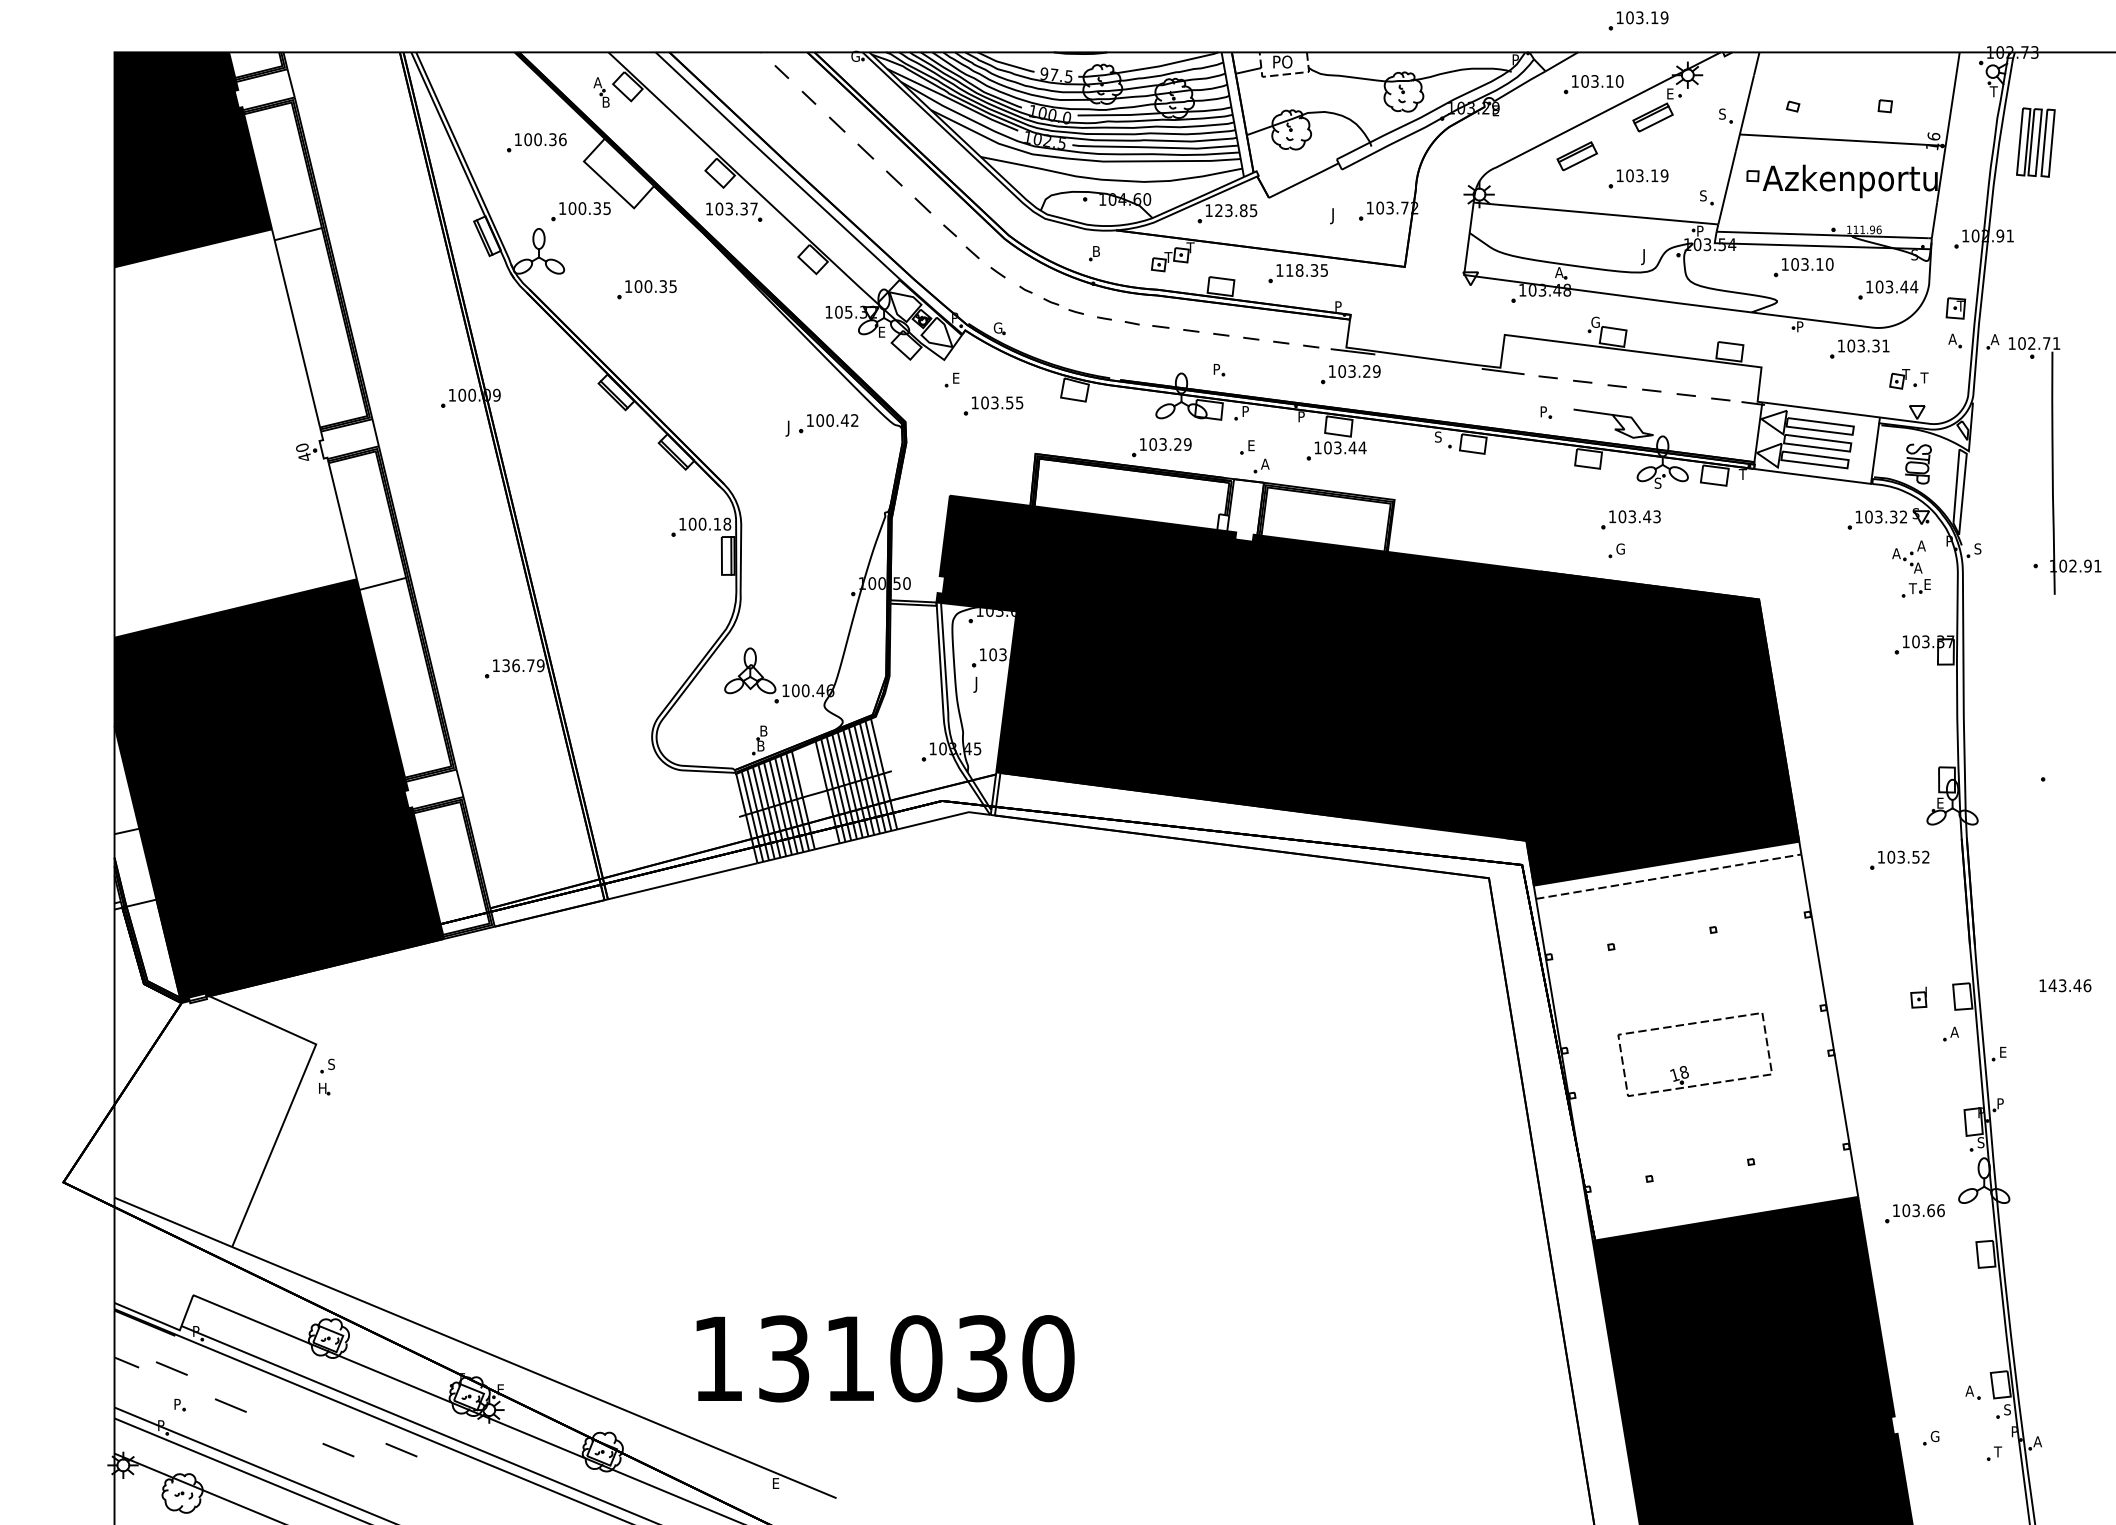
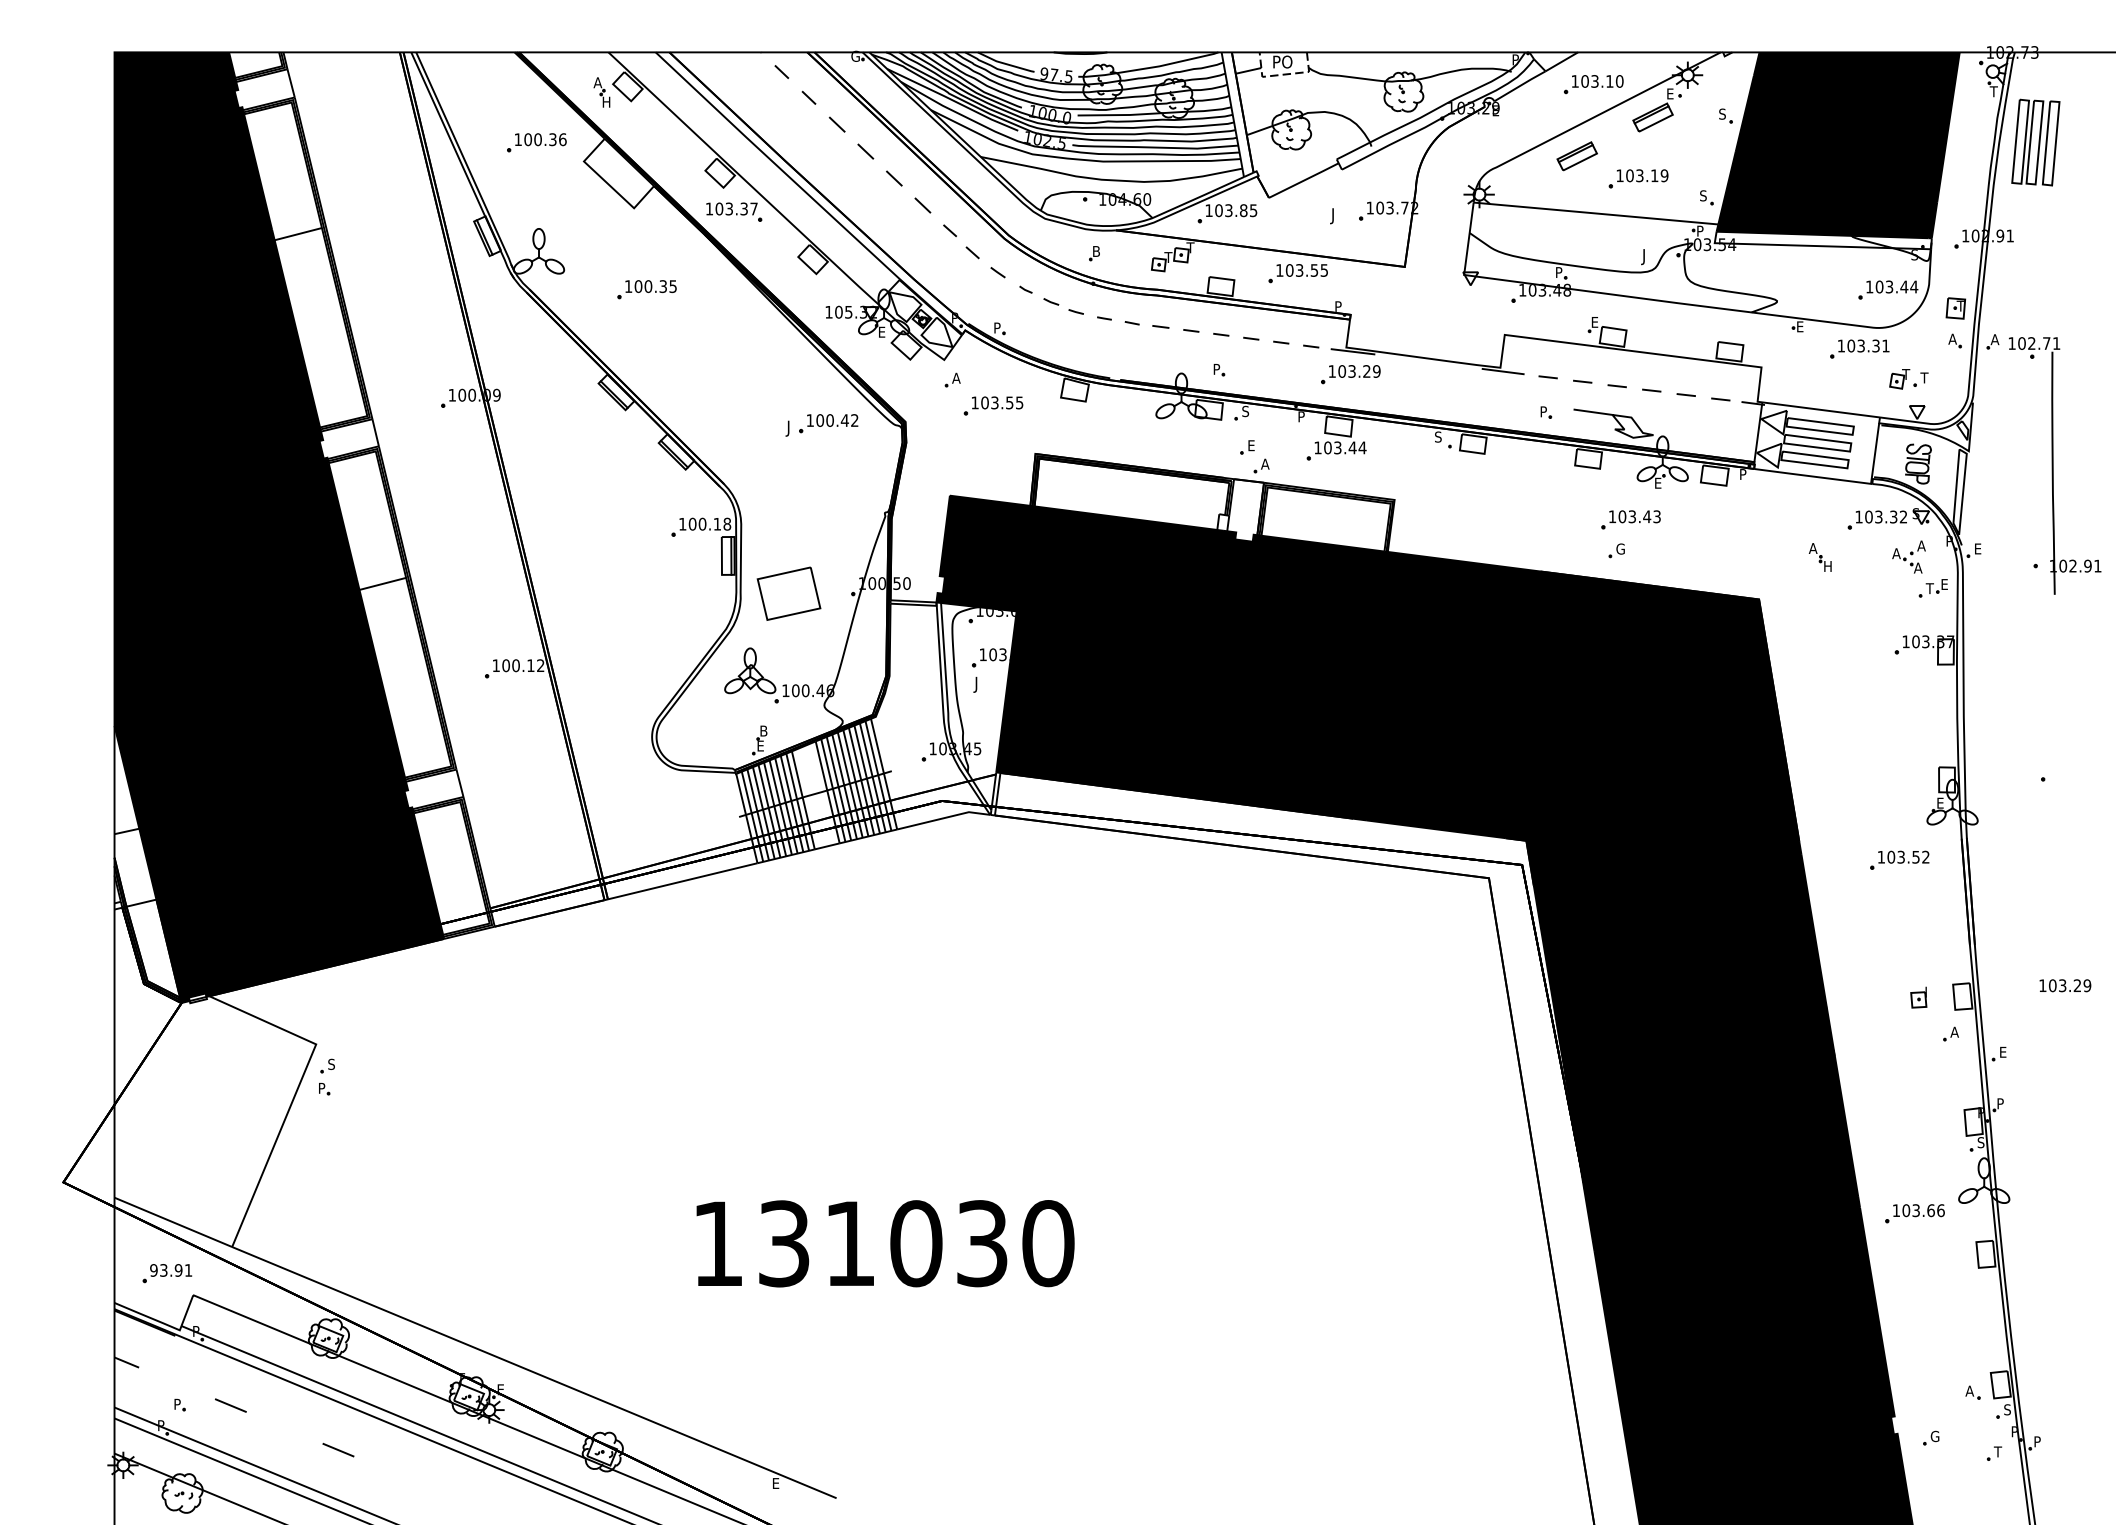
part: present -> none (1638, 20)
text: B -> H (607, 101)
part size: 40x71 px -> 50x89 px (2035, 142)
fill: none -> present (1837, 145)
text: 123.85 -> 103.85 (1218, 210)
part: present -> none (580, 211)
part: present -> none (1803, 267)
text: 118.35 -> 103.55 (1301, 270)
text: A -> P (1559, 272)
text: G -> E (1595, 321)
text: P -> E (1800, 326)
text: G -> P (997, 327)
text: E -> A (956, 377)
text: P -> S (1245, 411)
fill: none -> present (235, 433)
part: present -> none (1161, 447)
text: T -> P (1742, 474)
text: S -> E (1657, 482)
text: S -> E (1977, 548)
part: none -> present (1819, 557)
part position: (1915, 588) -> (1932, 588) (1932, 588)
part: none -> present (788, 593)
text: 136.79 -> 100.12 (523, 665)
text: B -> E (763, 745)
text: 143.46 -> 103.29 (2069, 985)
fill: none -> present (1695, 1040)
text: H -> P (323, 1087)
part: none -> present (167, 1273)
text position: (885, 1358) -> (885, 1243) (885, 1243)
line: present -> none (171, 1368)
text: A -> P (2037, 1441)
line: present -> none (401, 1450)
